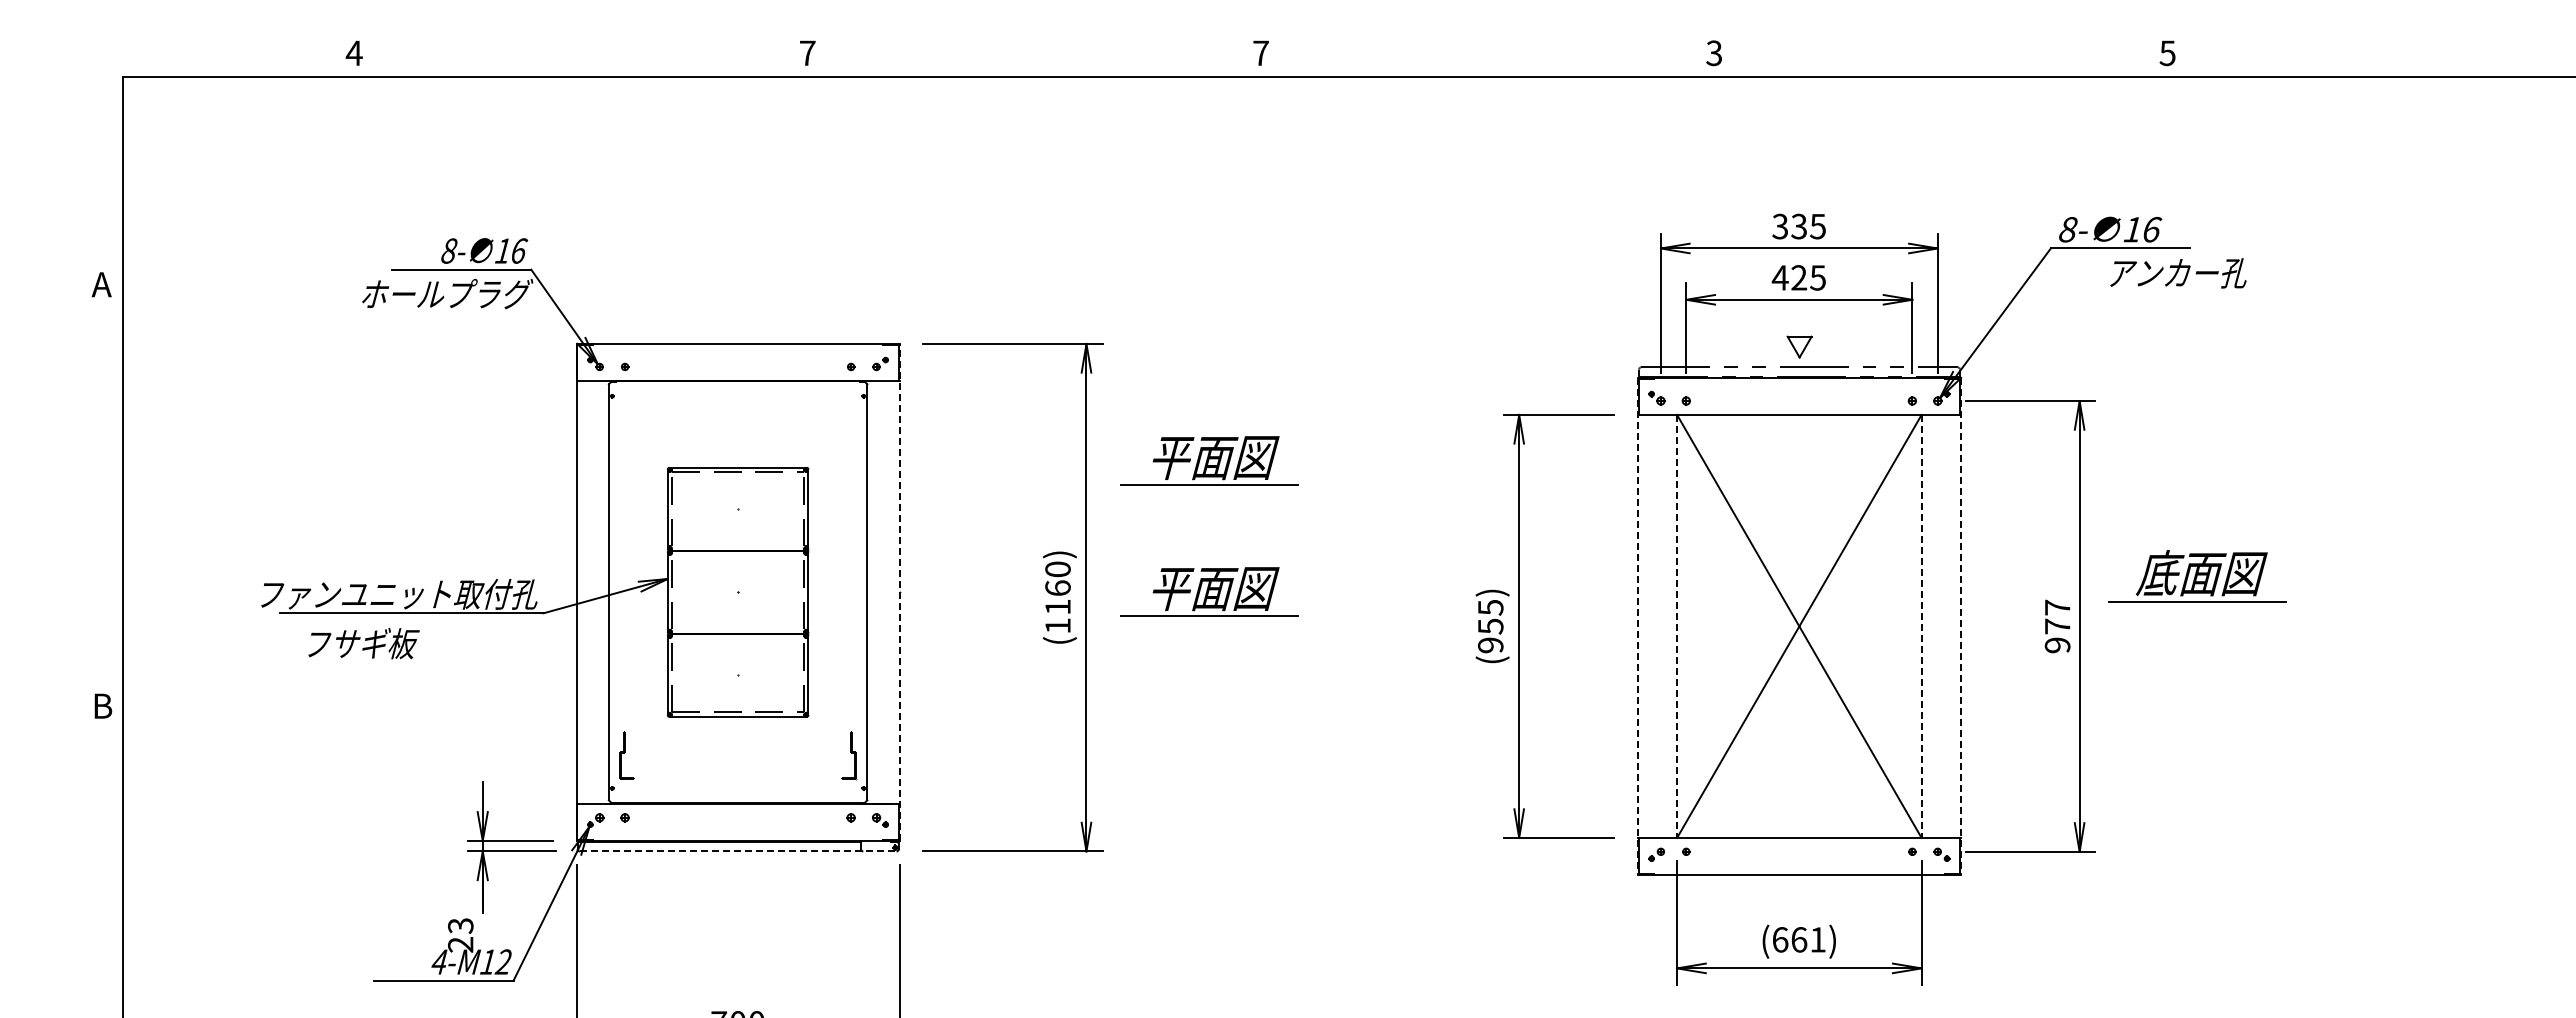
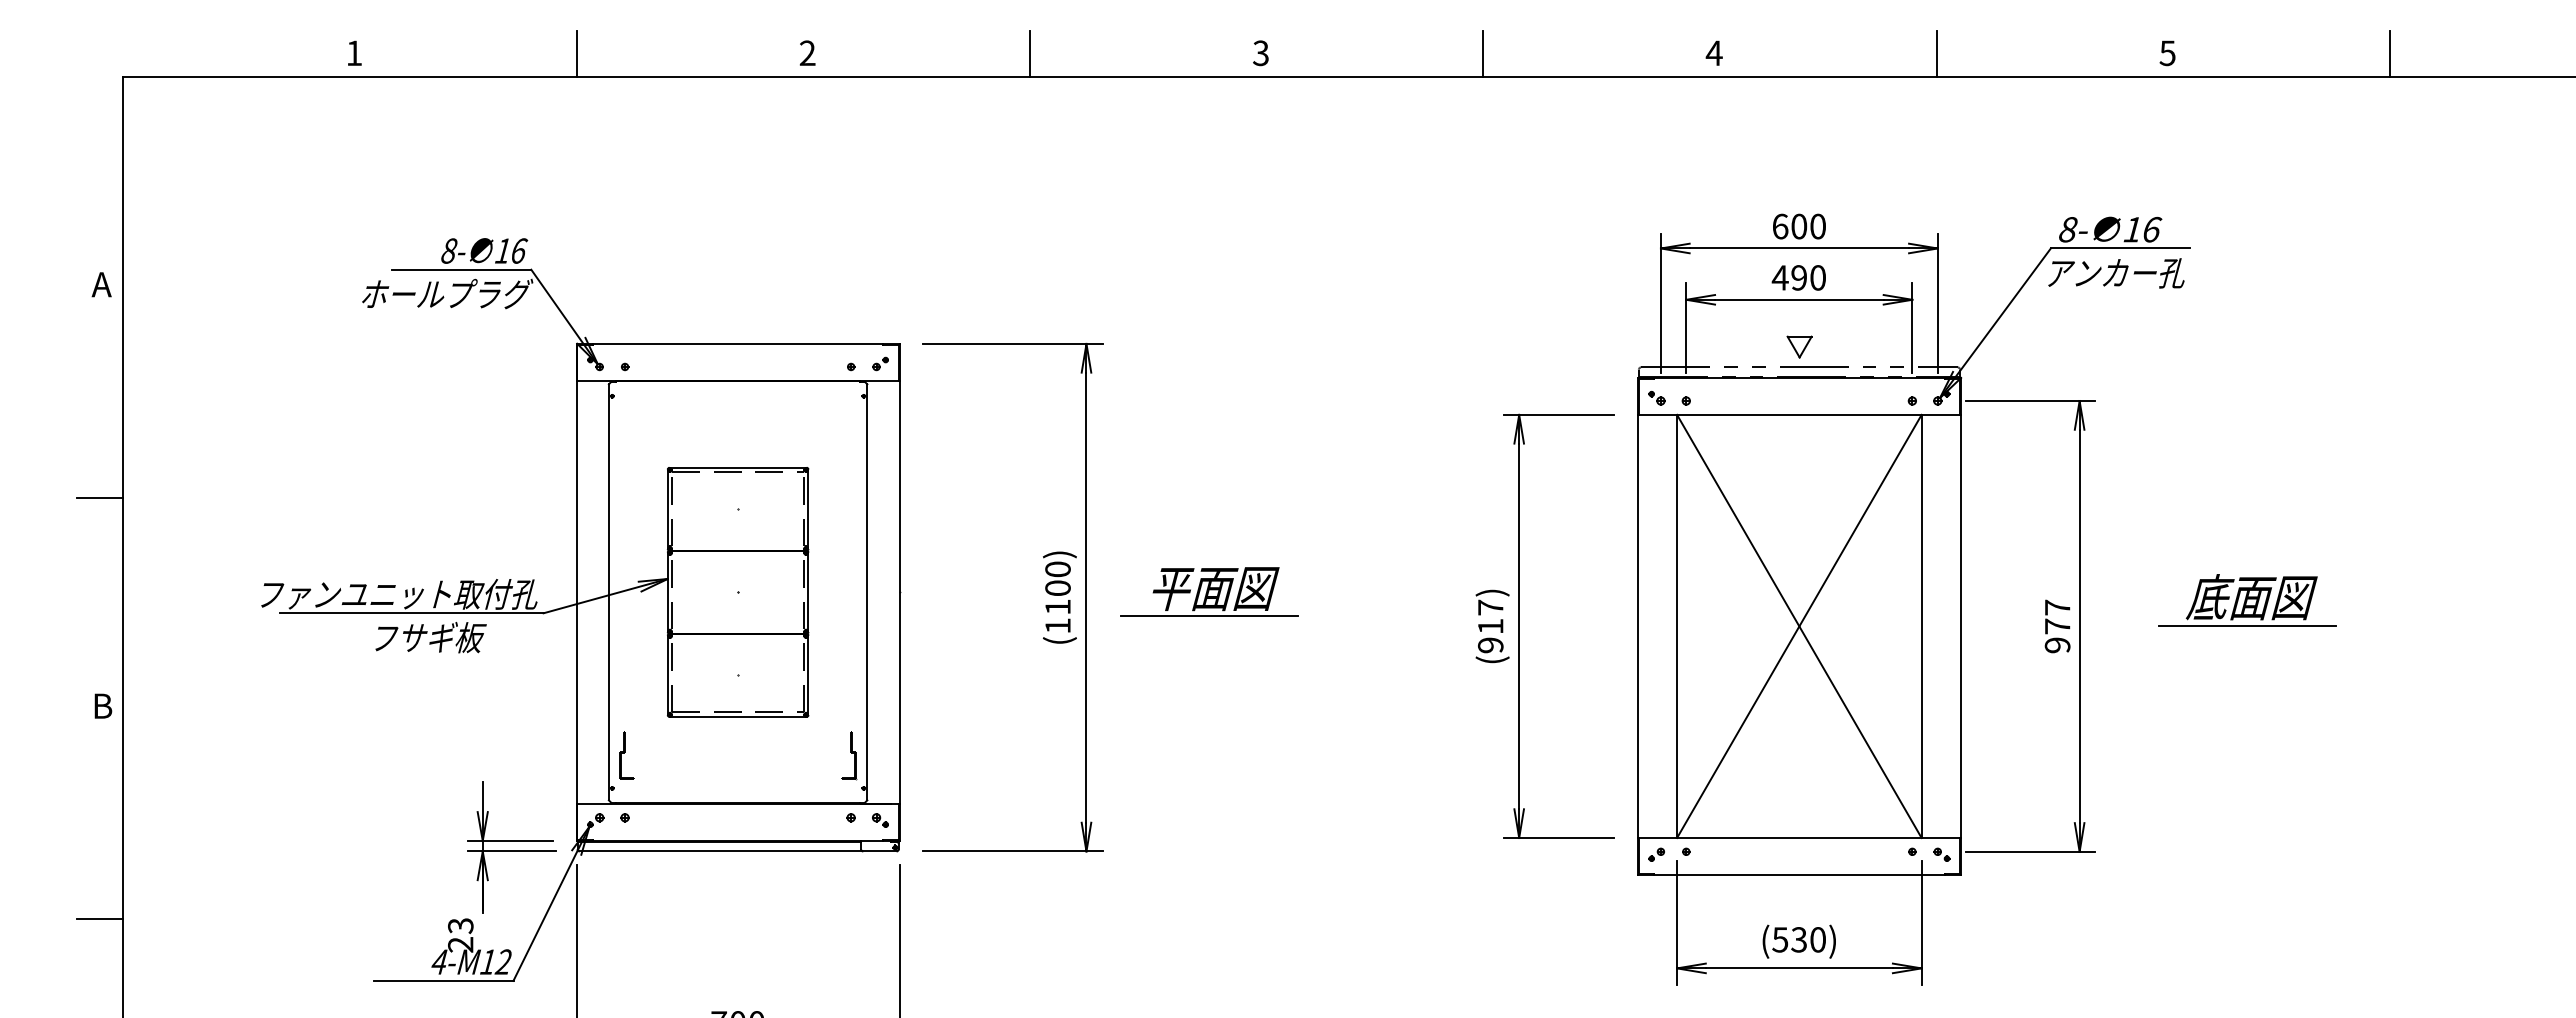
text: 4 -> 1 (353, 52)
text: 7 -> 2 (807, 52)
line: none -> present (576, 53)
line: none -> present (1030, 53)
text: 7 -> 3 (1260, 53)
line: none -> present (1483, 53)
text: 3 -> 4 (1713, 53)
line: none -> present (1936, 53)
line: none -> present (2390, 53)
text: 335 -> 600 (1798, 226)
text position: (2178, 273) -> (2116, 273) (2116, 273)
text: 425 -> 490 (1808, 277)
part: present -> none (1209, 460)
line: none -> present (100, 498)
part position: (2197, 576) -> (2247, 600) (2247, 600)
text: (1160) -> (1100) (1057, 587)
line: dashed -> solid (899, 591)
text: (955) -> (917) (1490, 616)
line: dashed -> solid (1637, 626)
line: dashed -> solid (1677, 626)
line: dashed -> solid (1921, 626)
line: dashed -> solid (1960, 626)
text position: (363, 643) -> (430, 637) (430, 637)
line: dashed -> solid (738, 851)
line: none -> present (100, 919)
text: (661) -> (530) (1798, 939)
